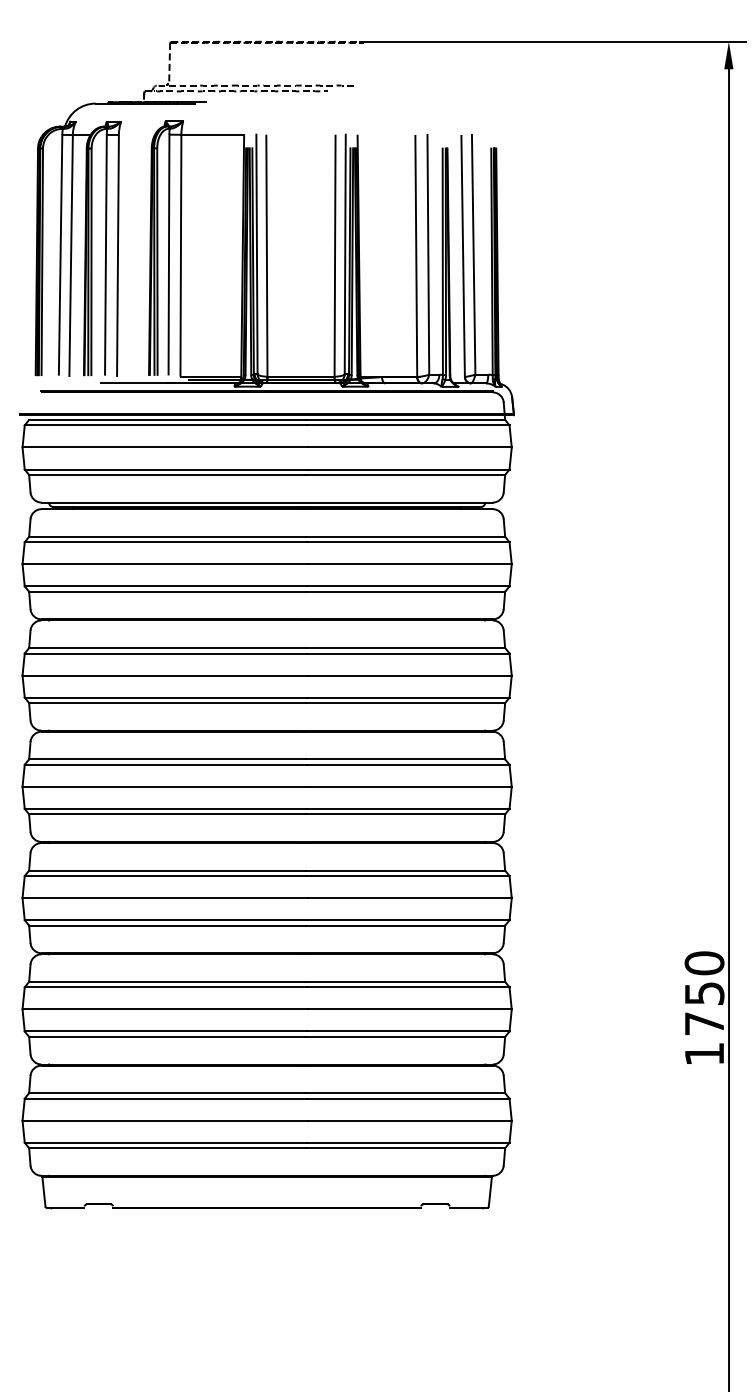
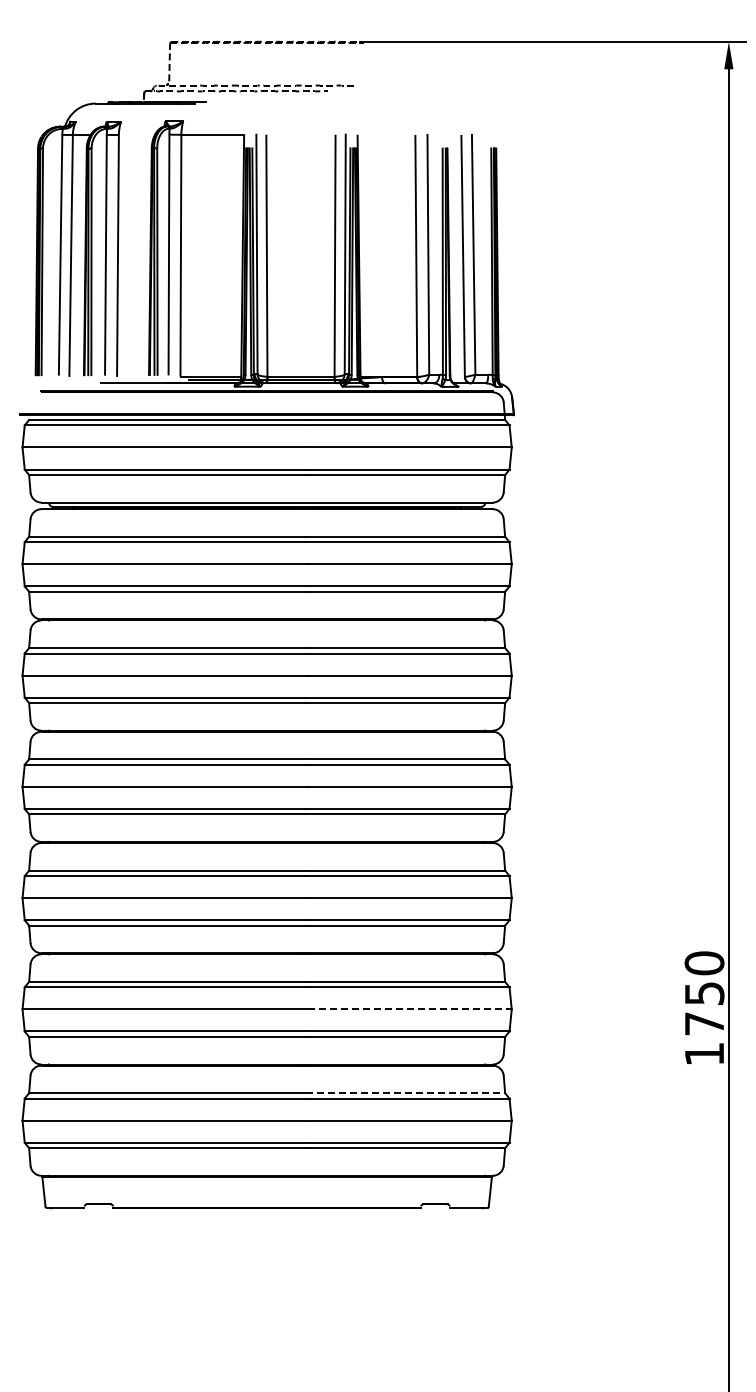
line: solid -> dashed (410, 1009)
line: solid -> dashed (406, 1093)
